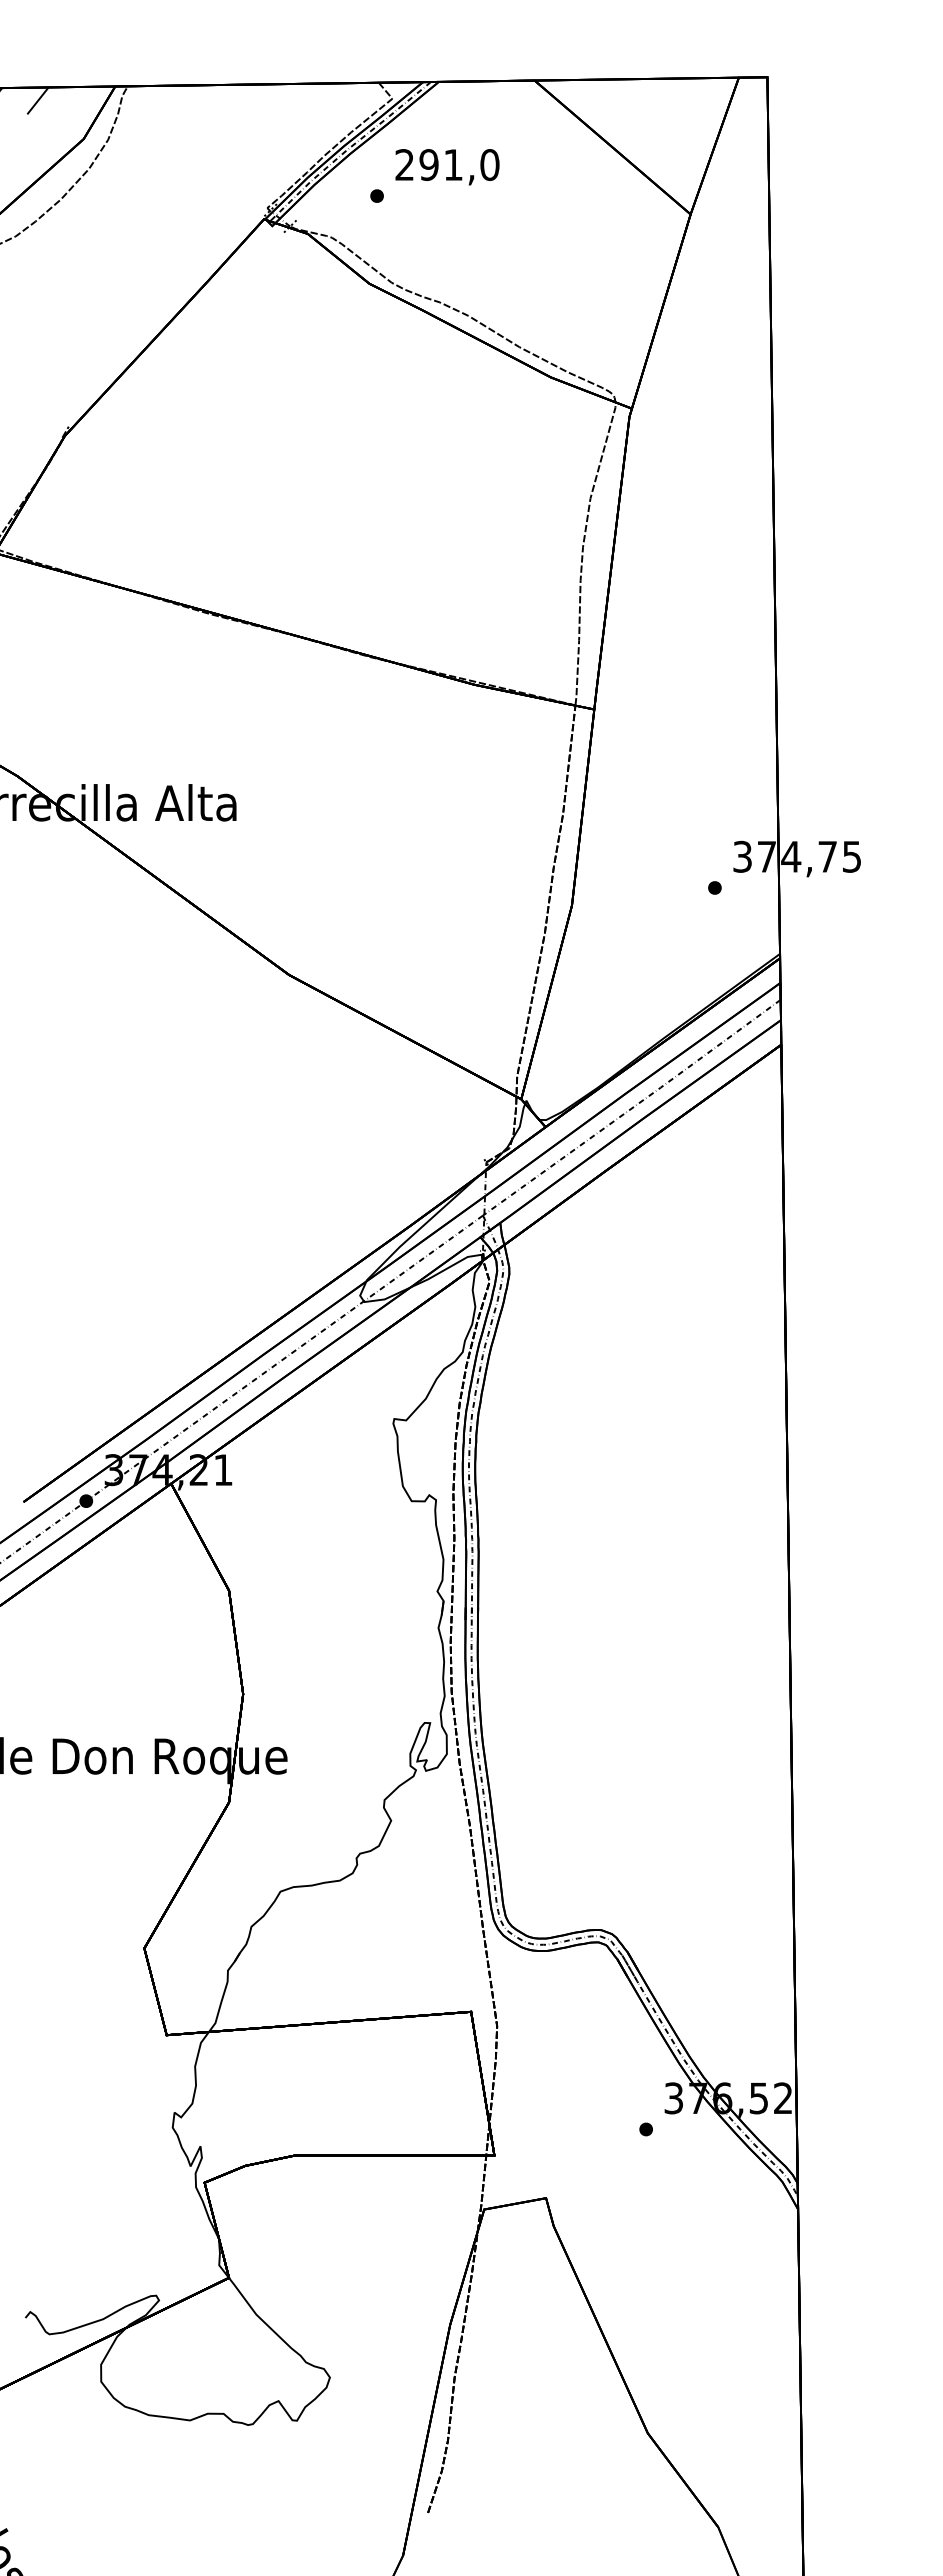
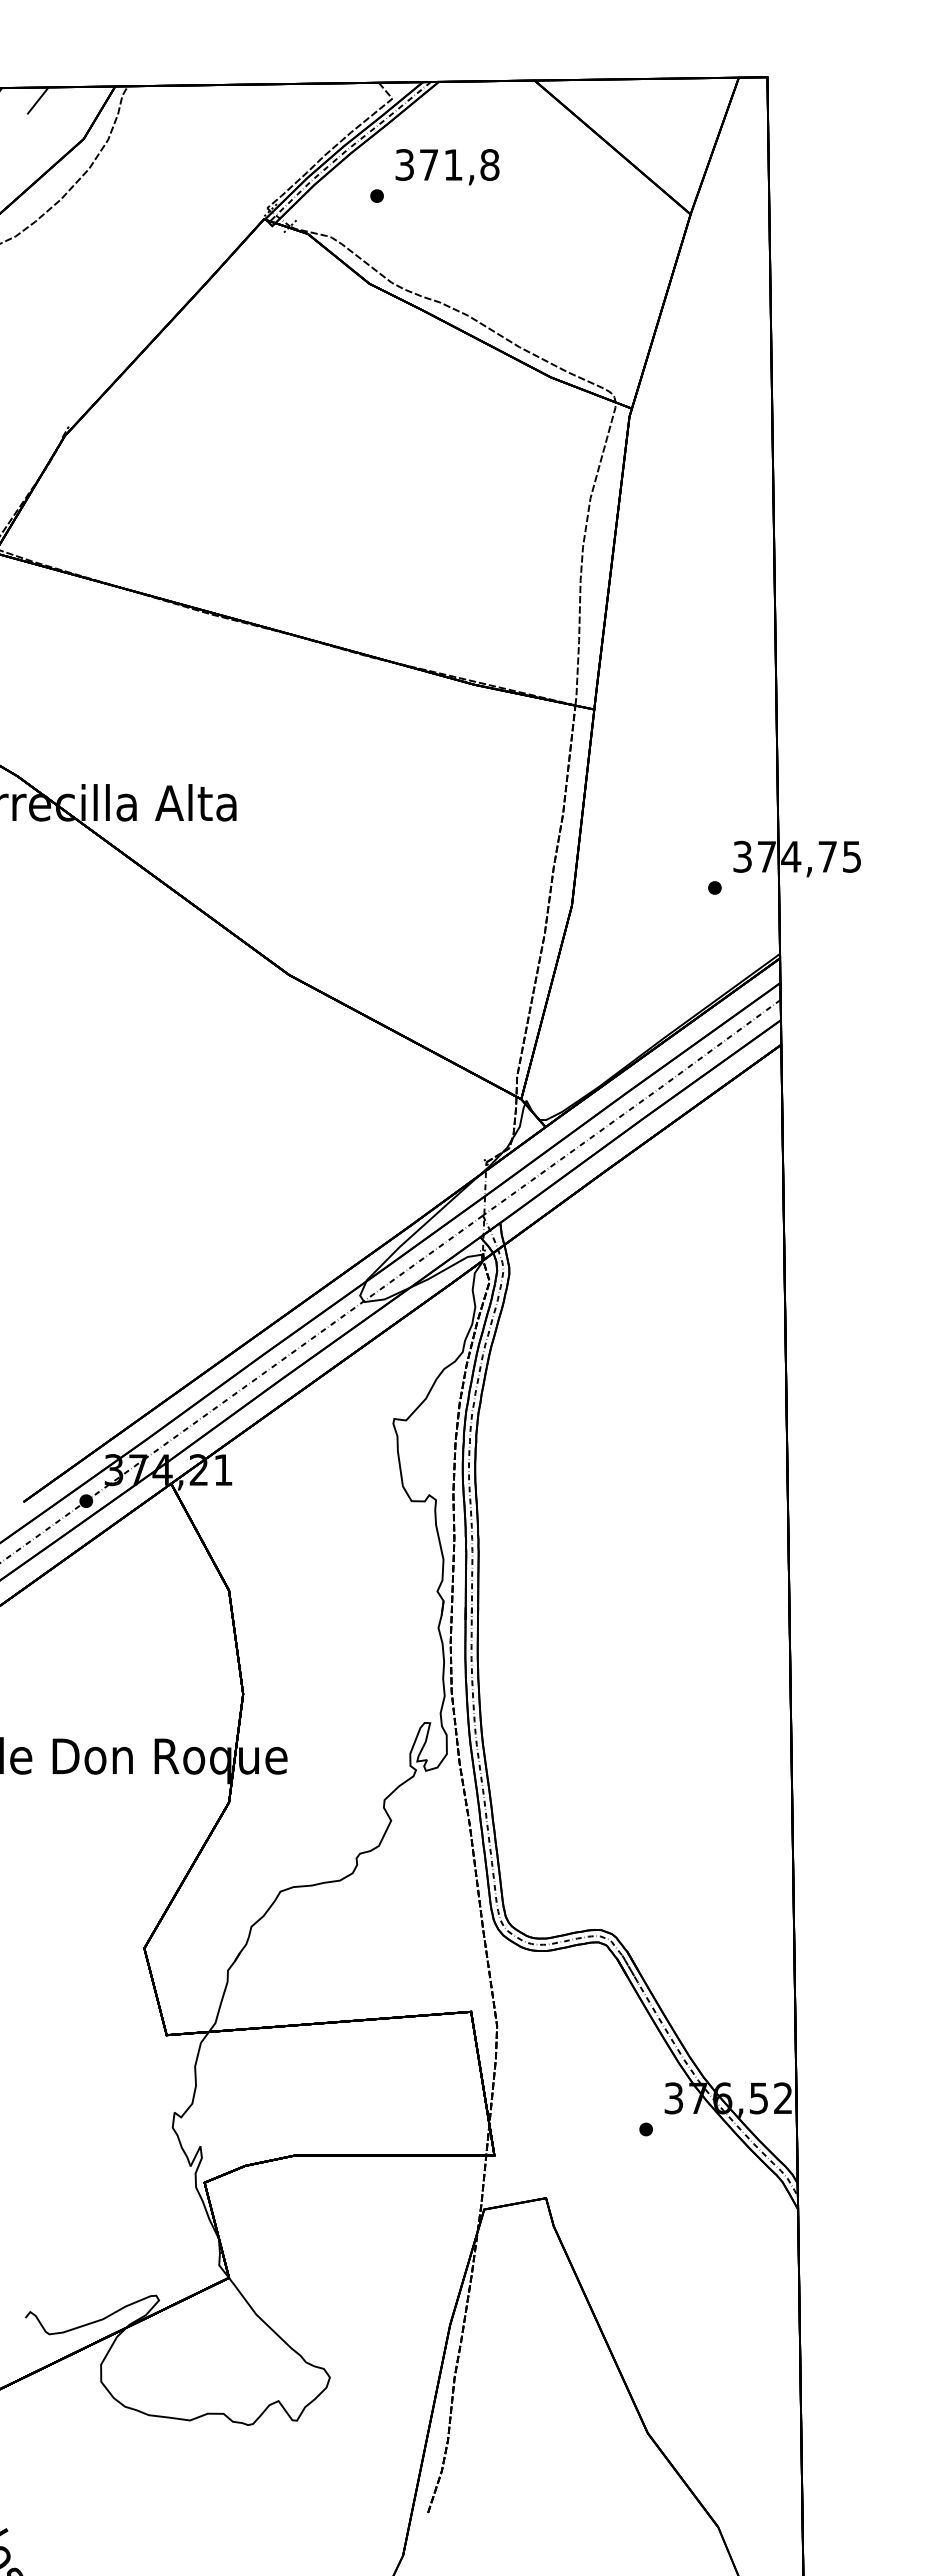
text: 291,0 -> 371,8 (447, 164)
